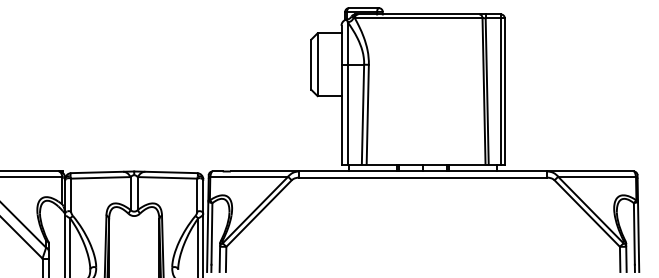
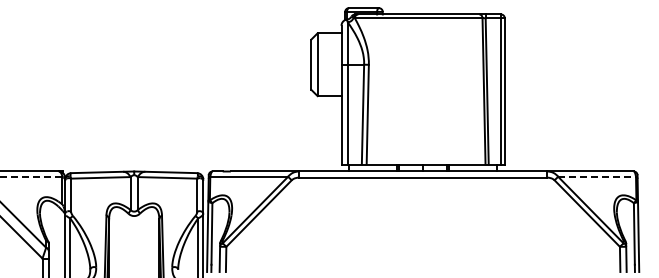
line: solid -> dashed (30, 176)
line: solid -> dashed (597, 176)
